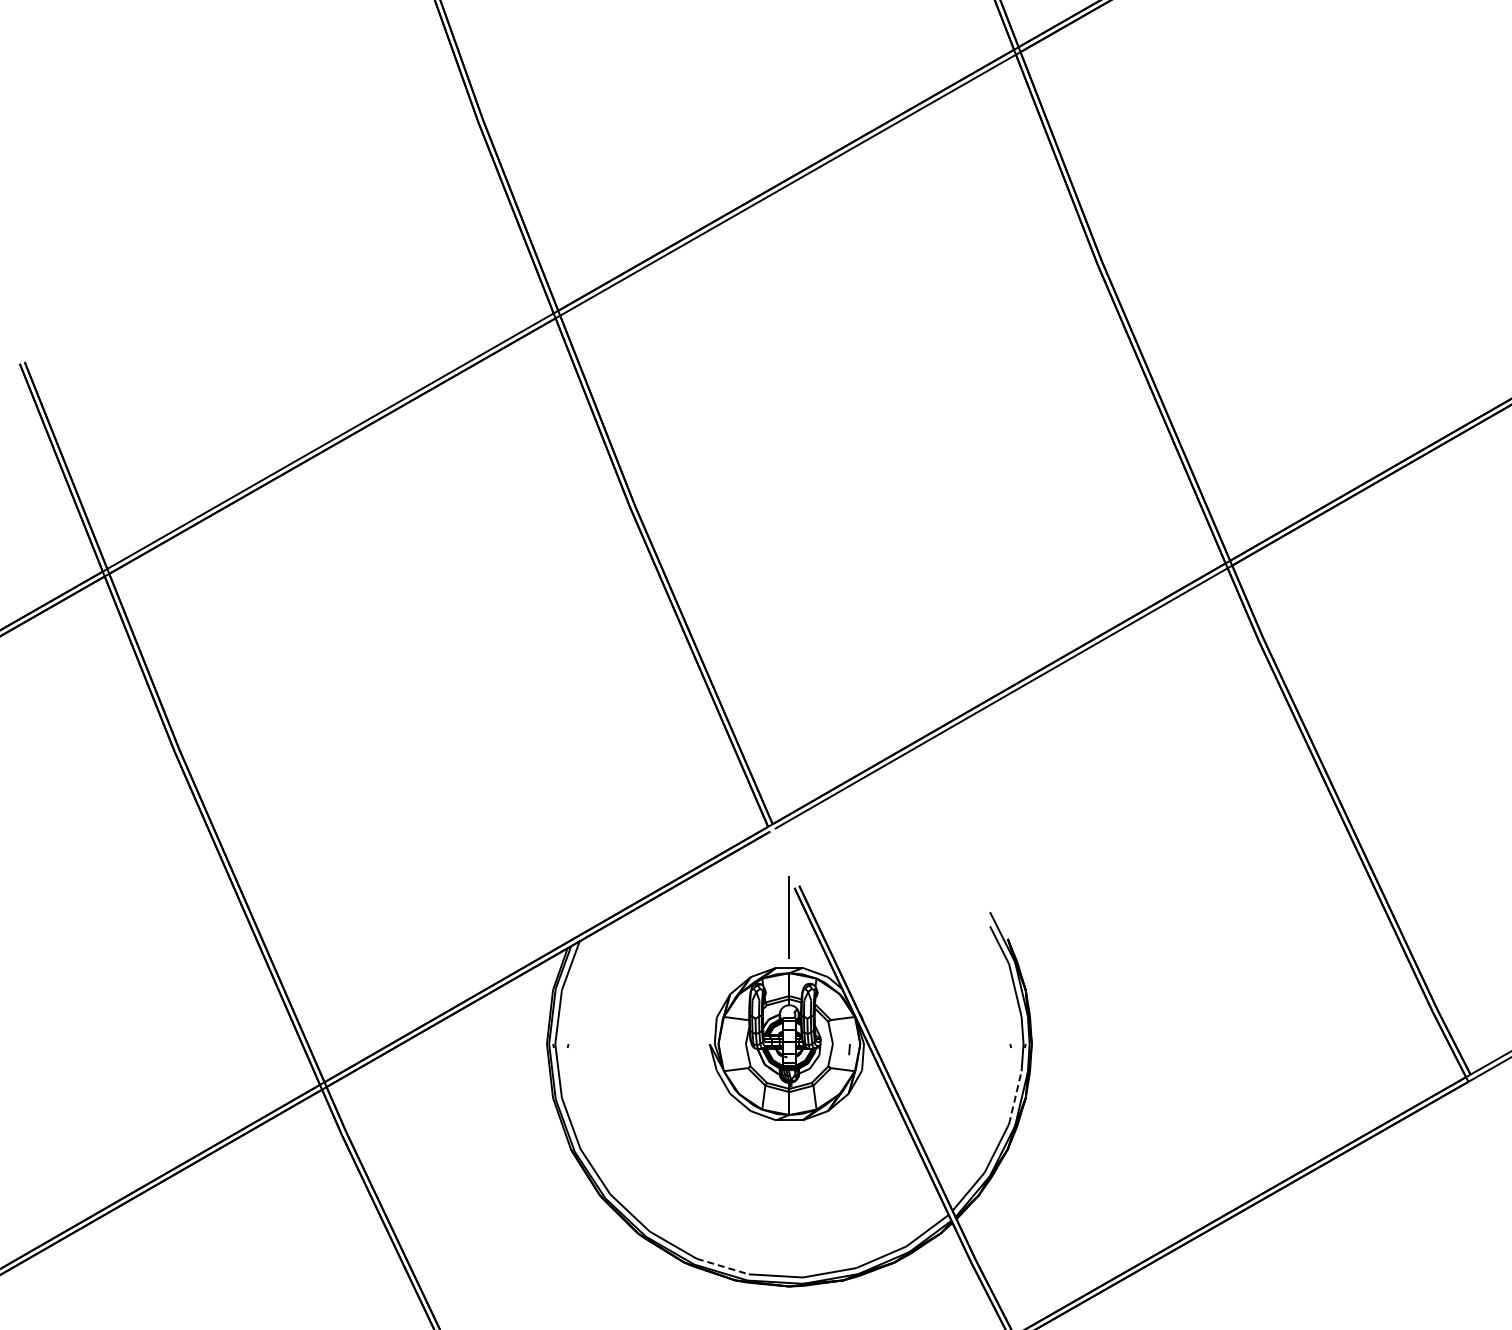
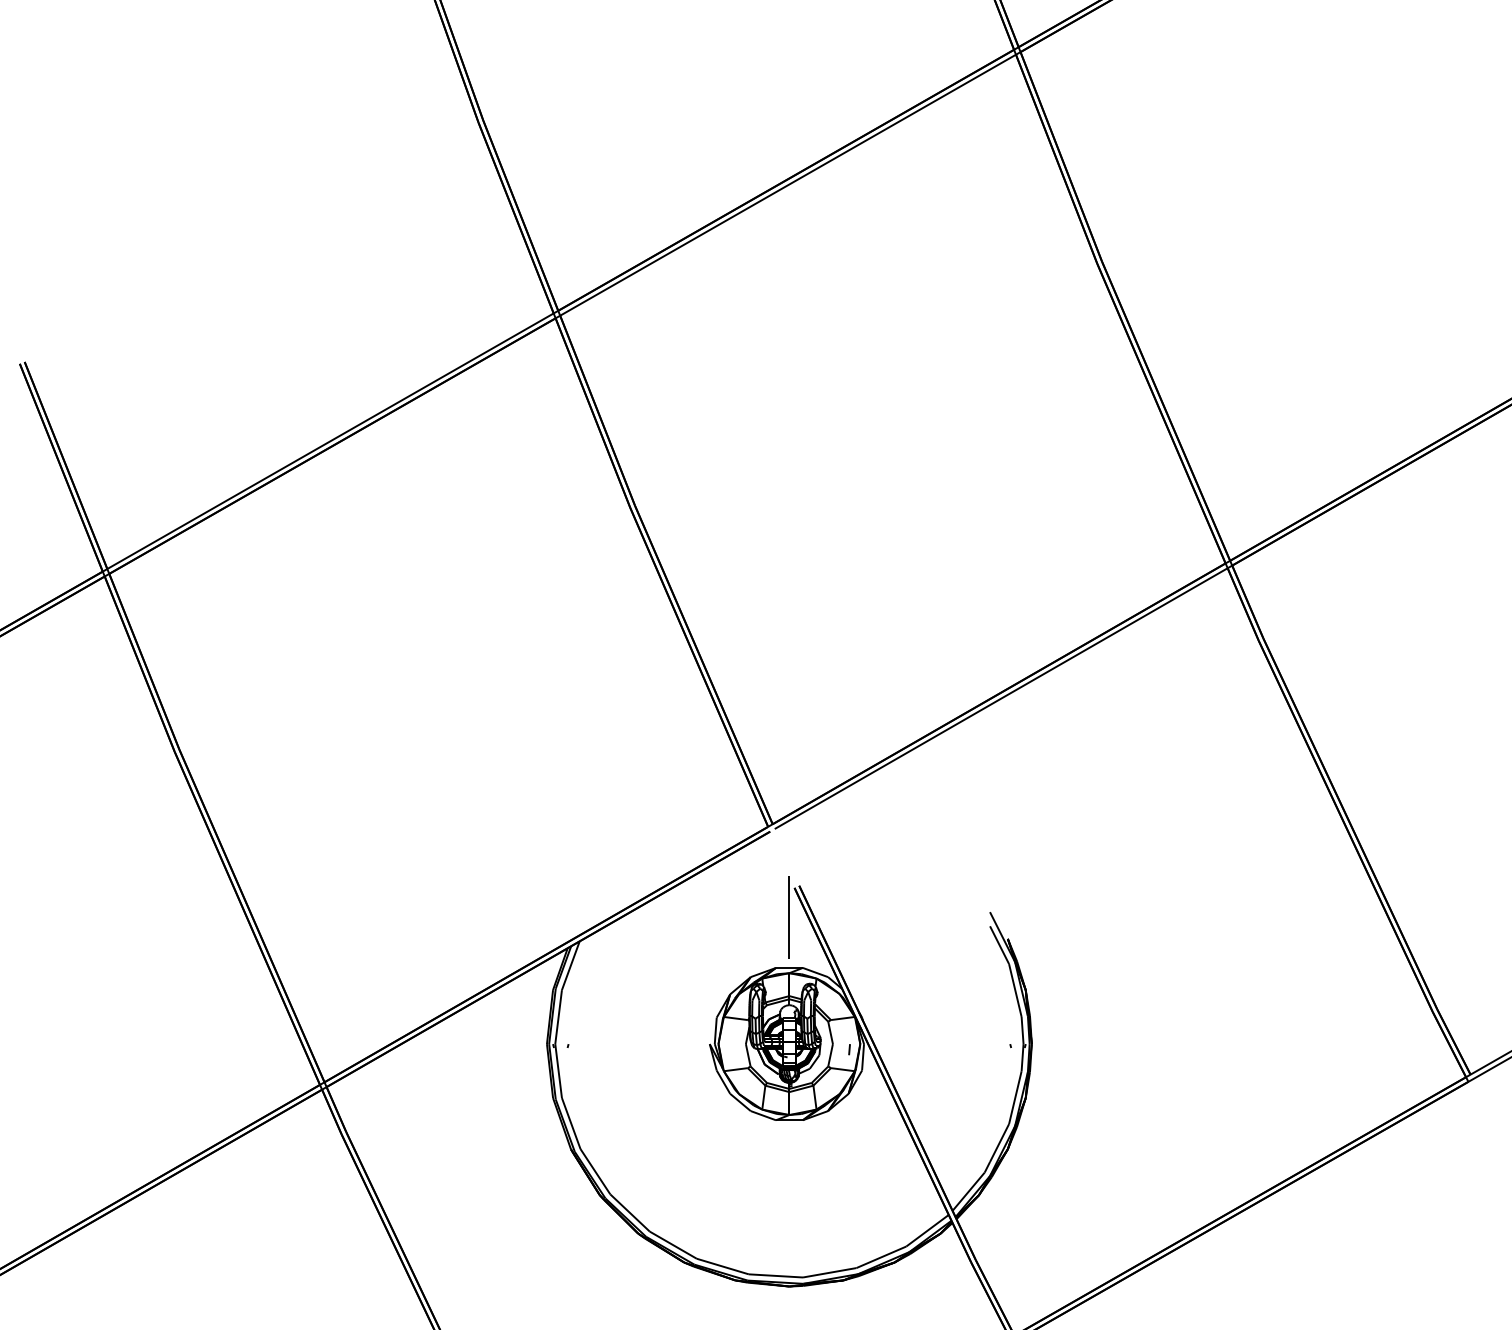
line: dashed -> solid (1015, 1097)
line: dashed -> solid (723, 1266)
